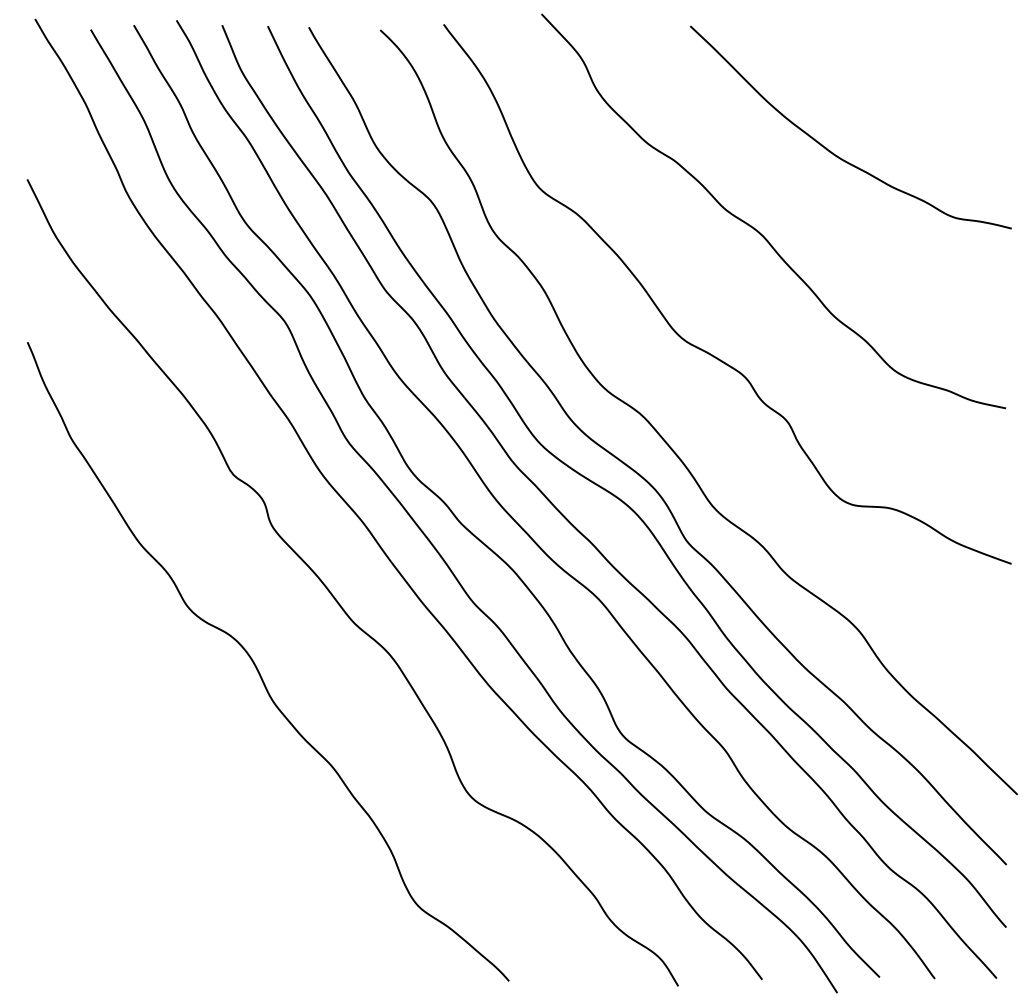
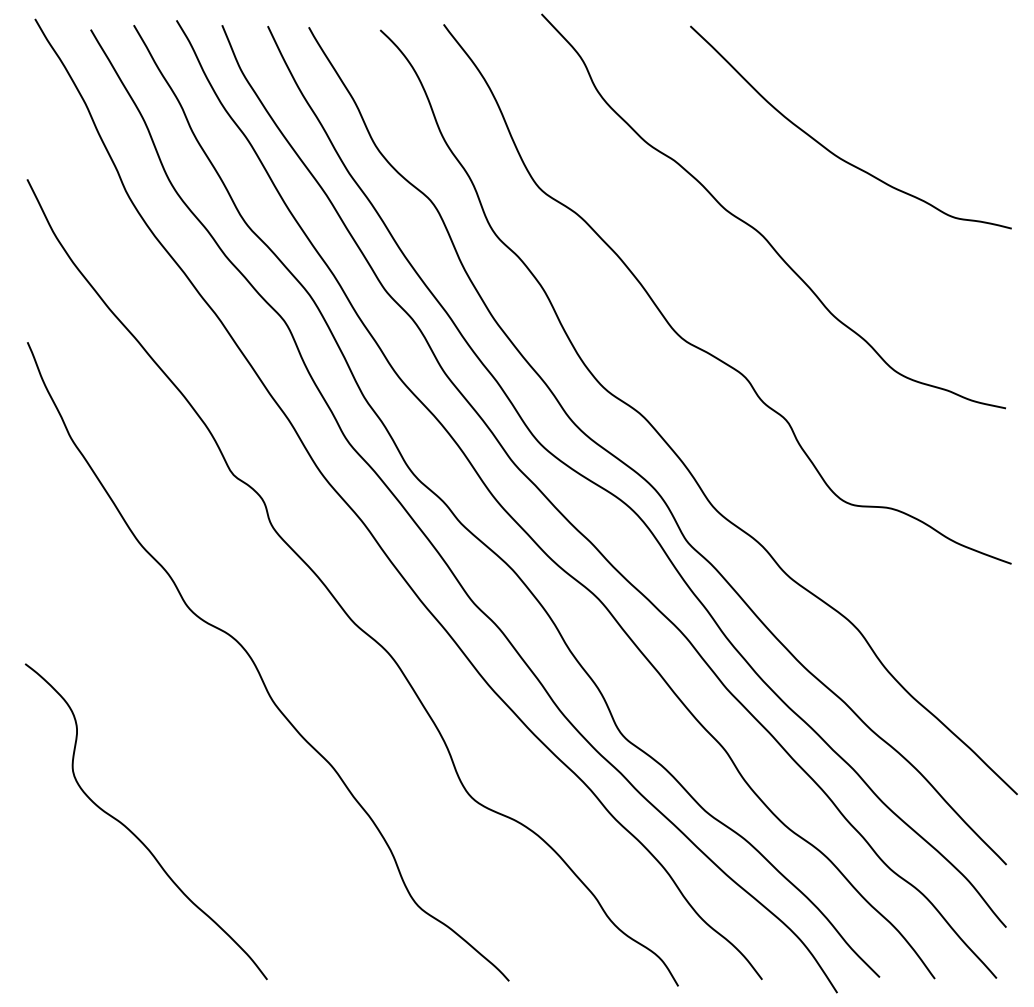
curve: none -> present (133, 832)
